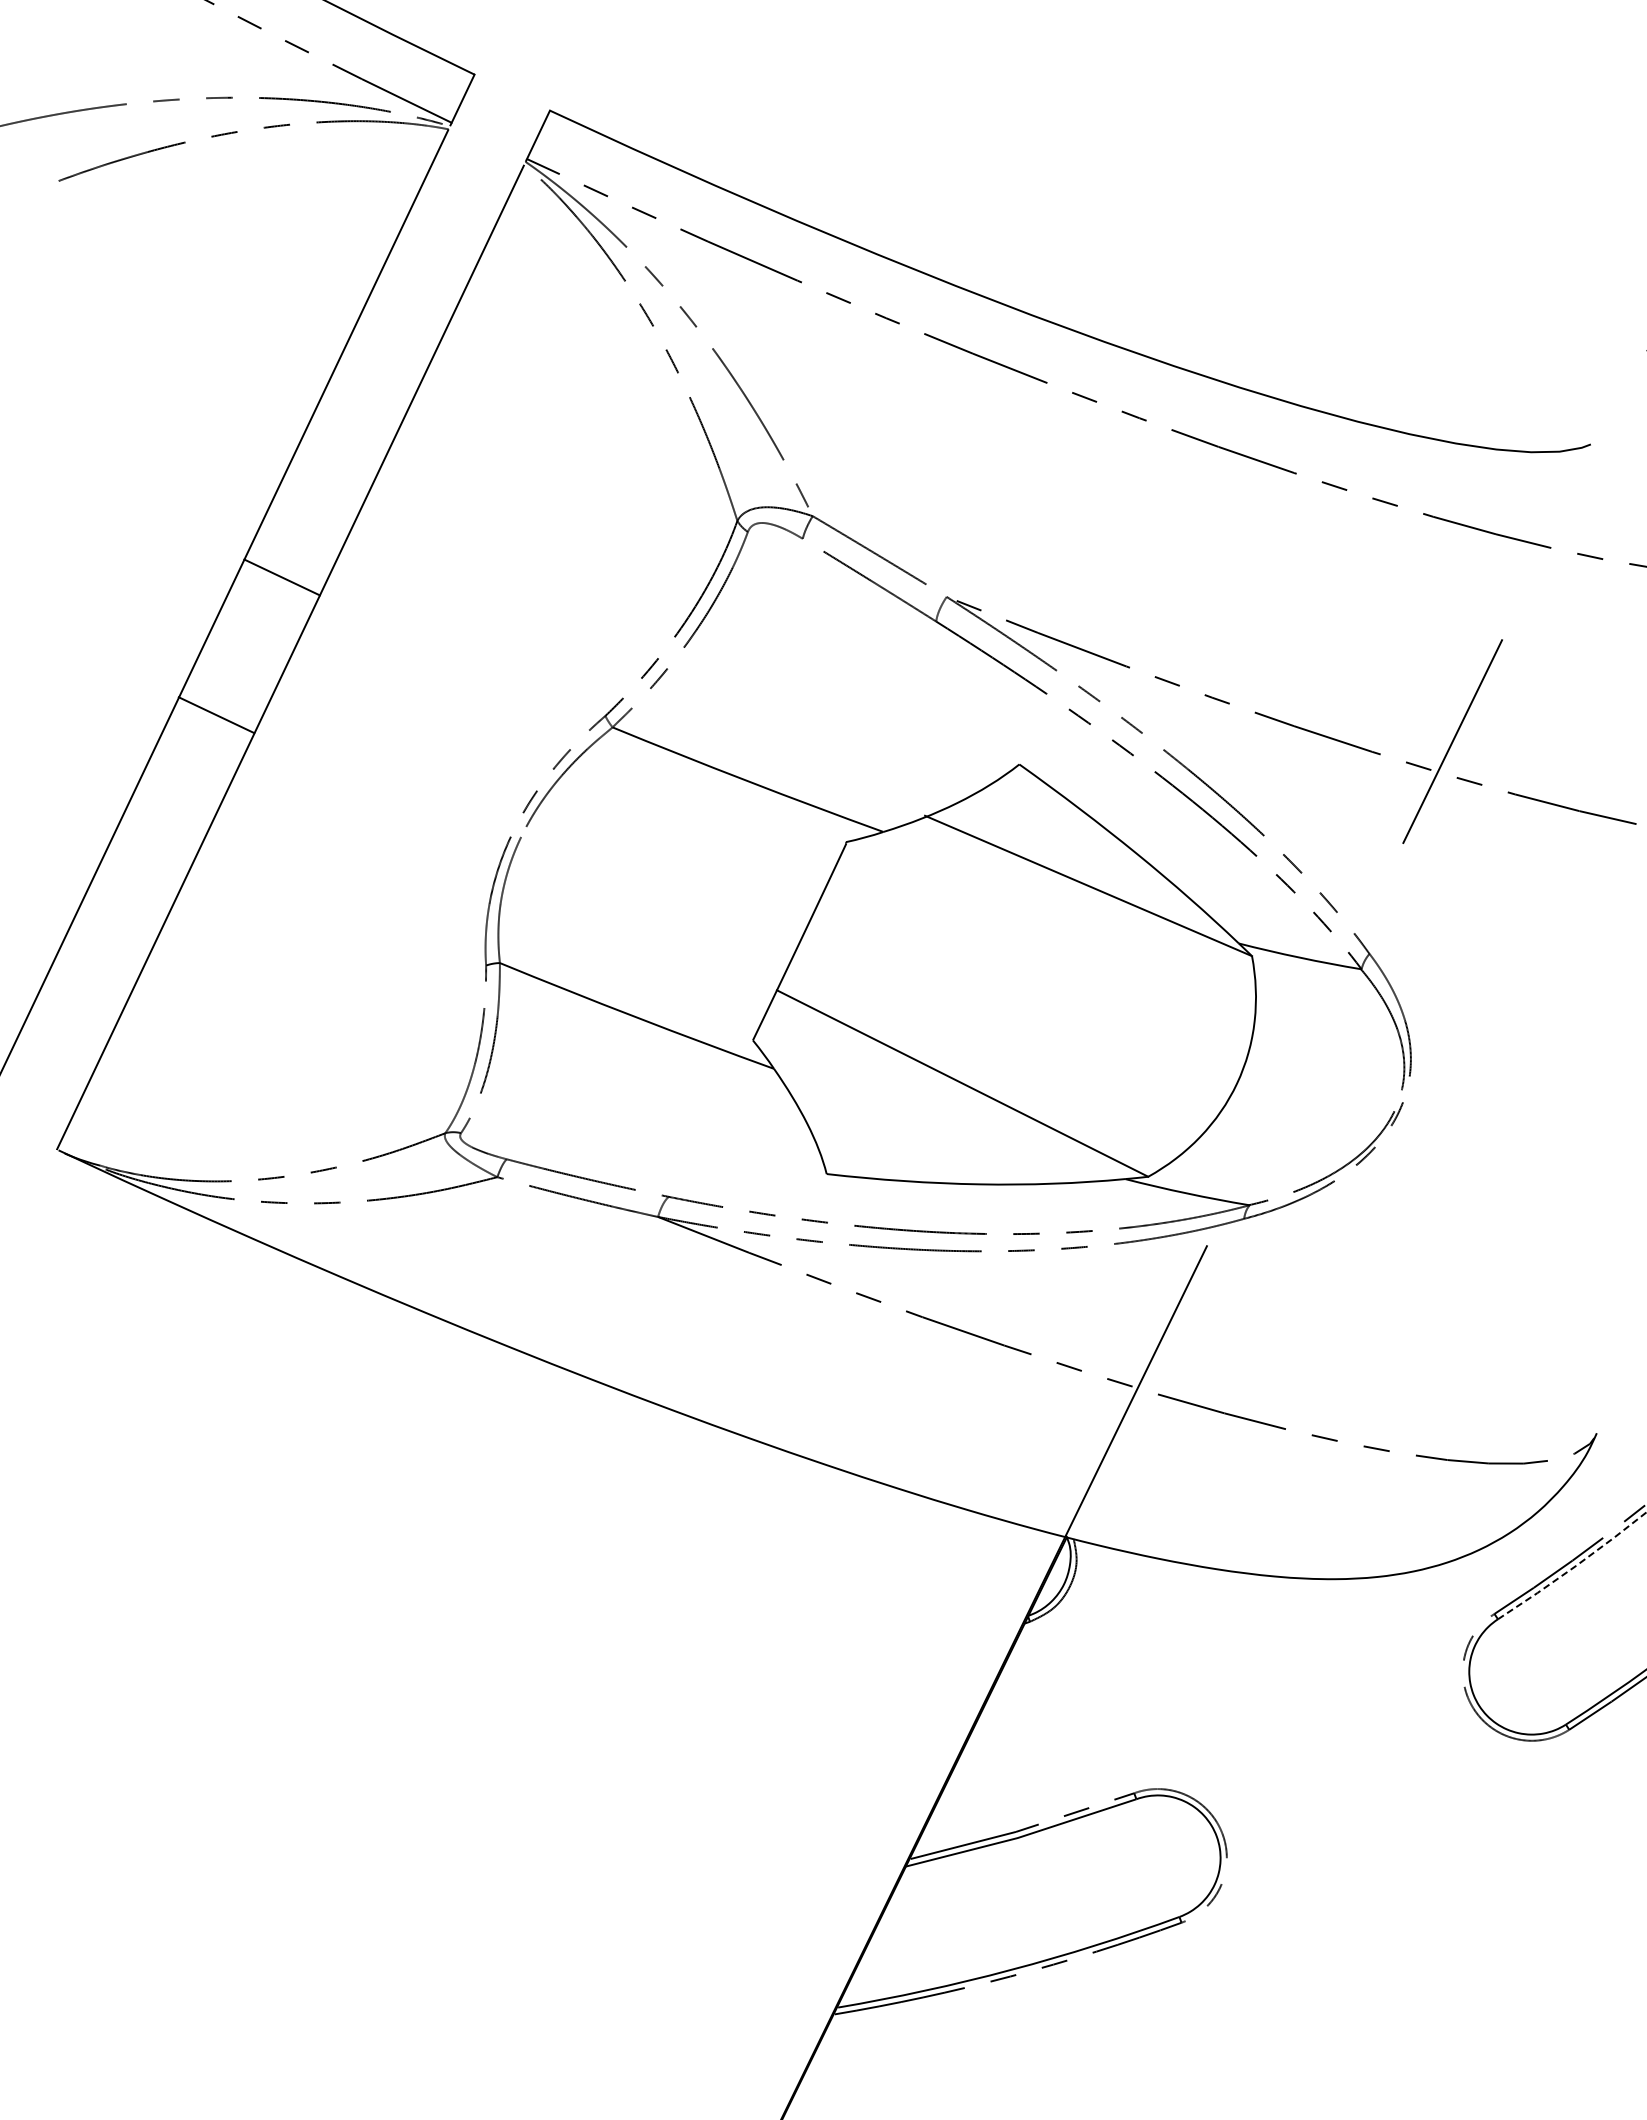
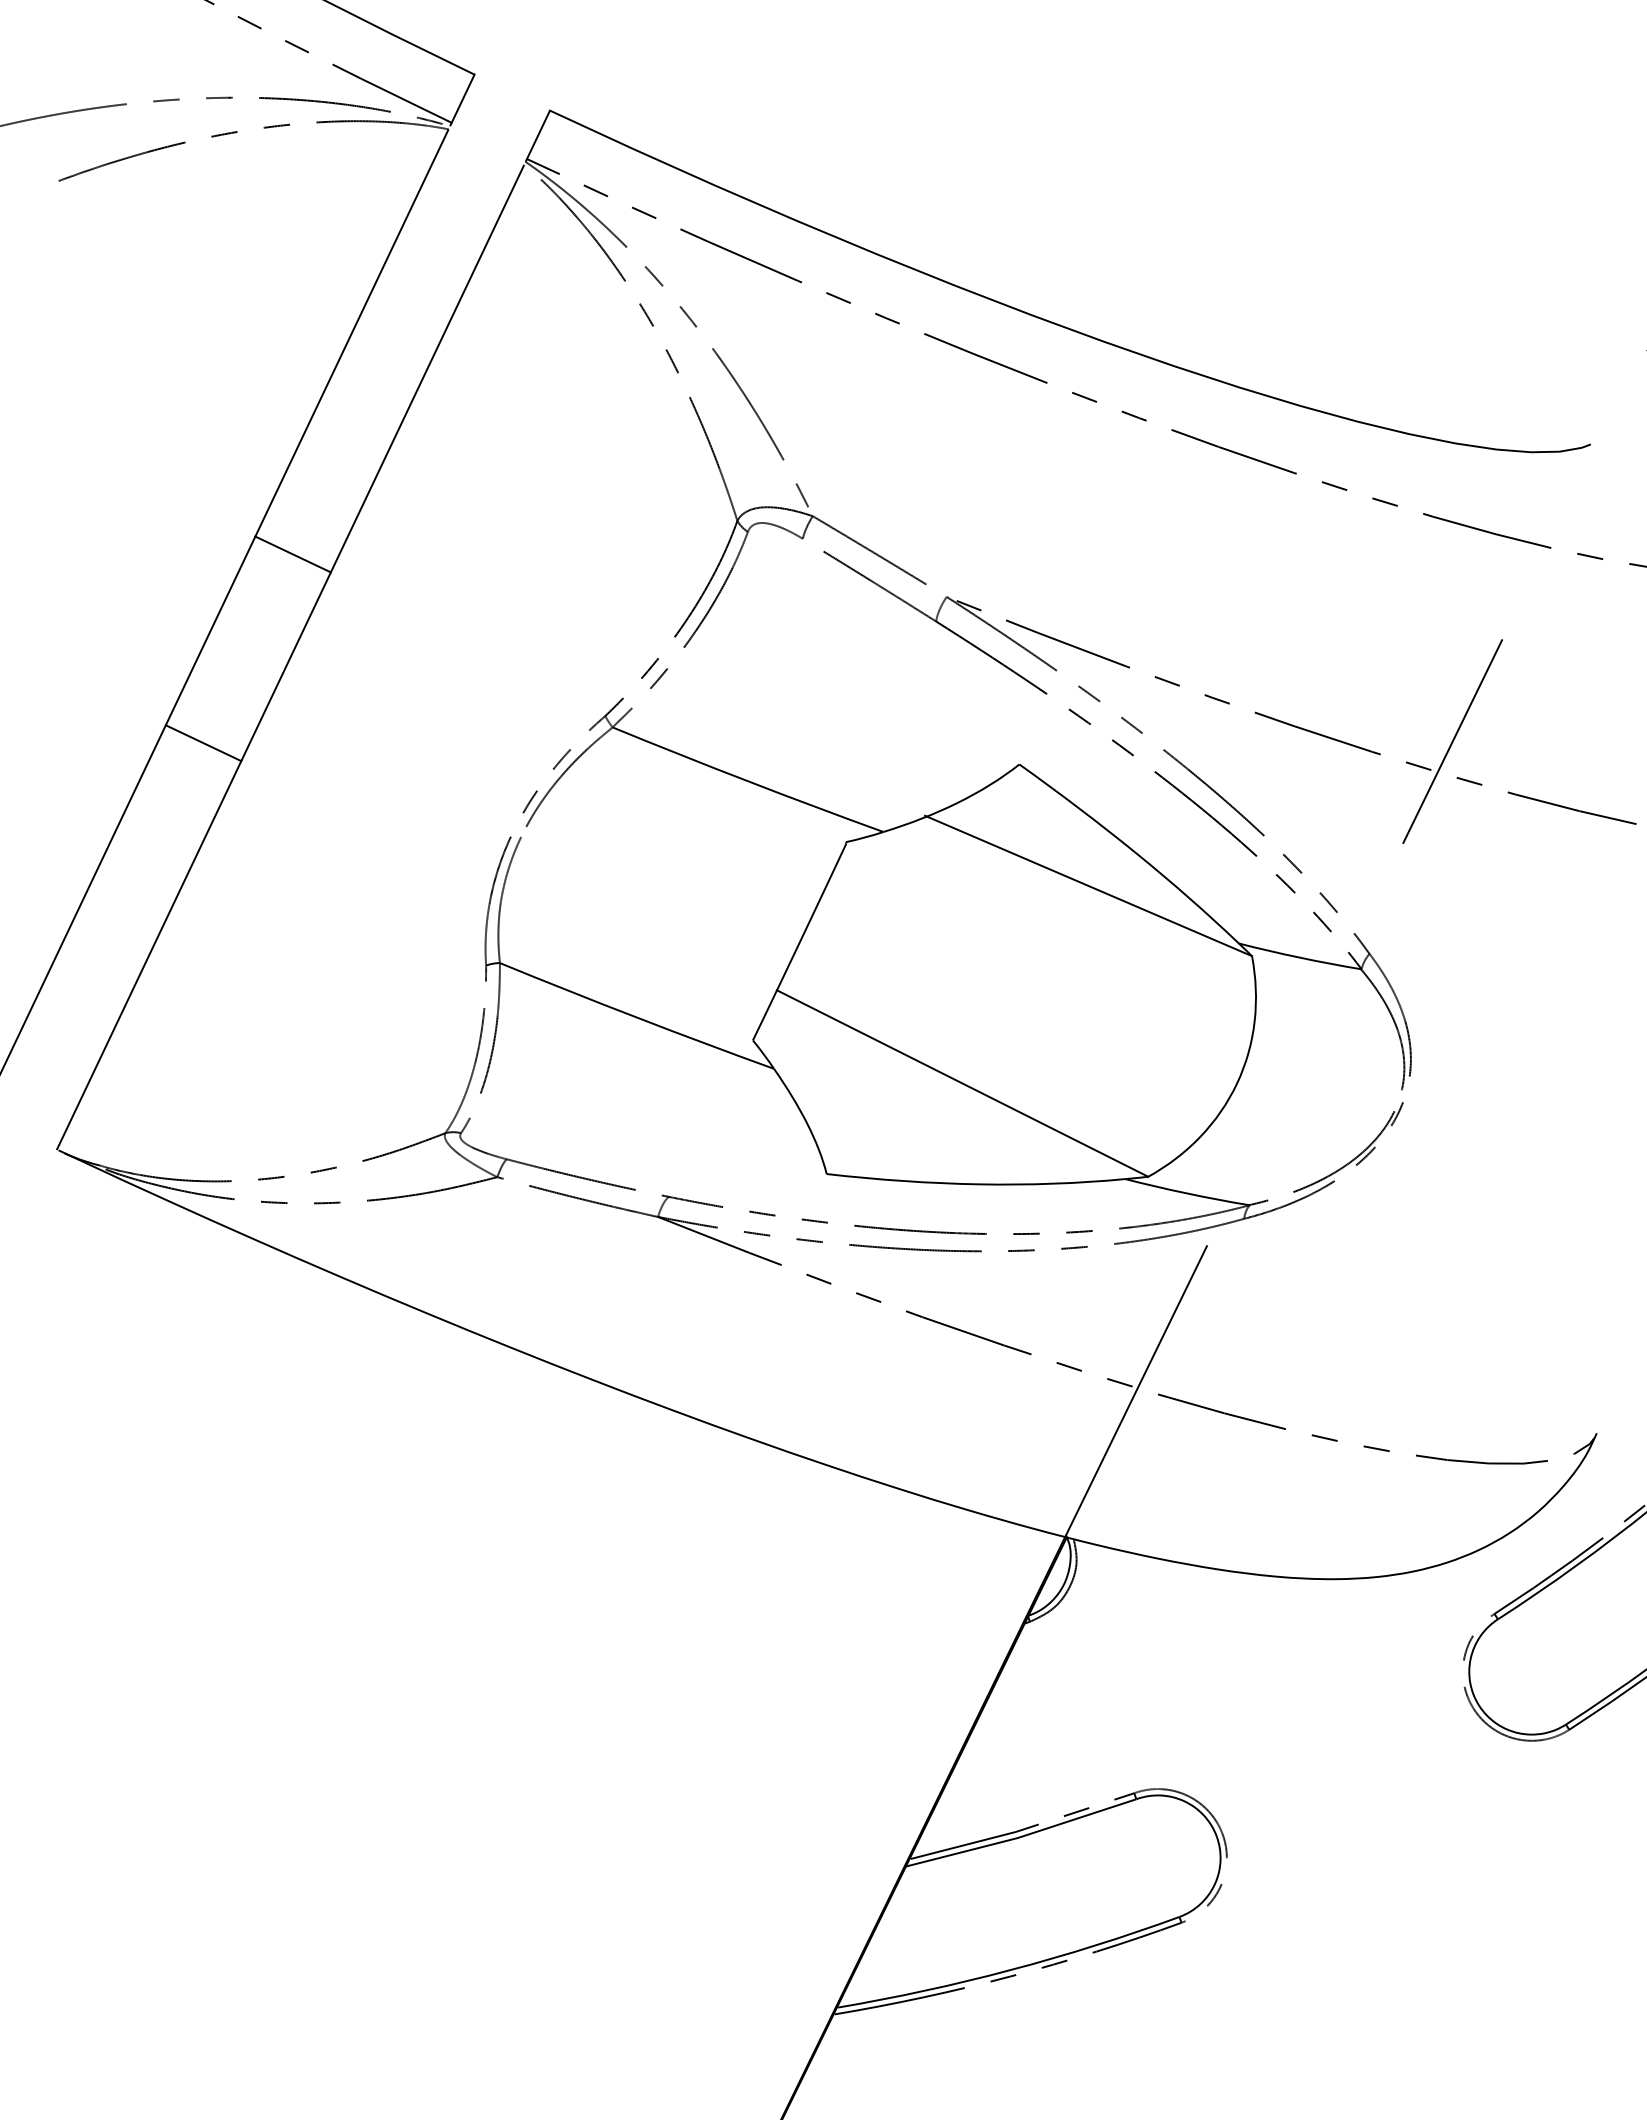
line position: (281, 577) -> (292, 554) (292, 554)
line position: (216, 715) -> (203, 743) (203, 743)
arc: dashed -> solid (1574, 1567)
